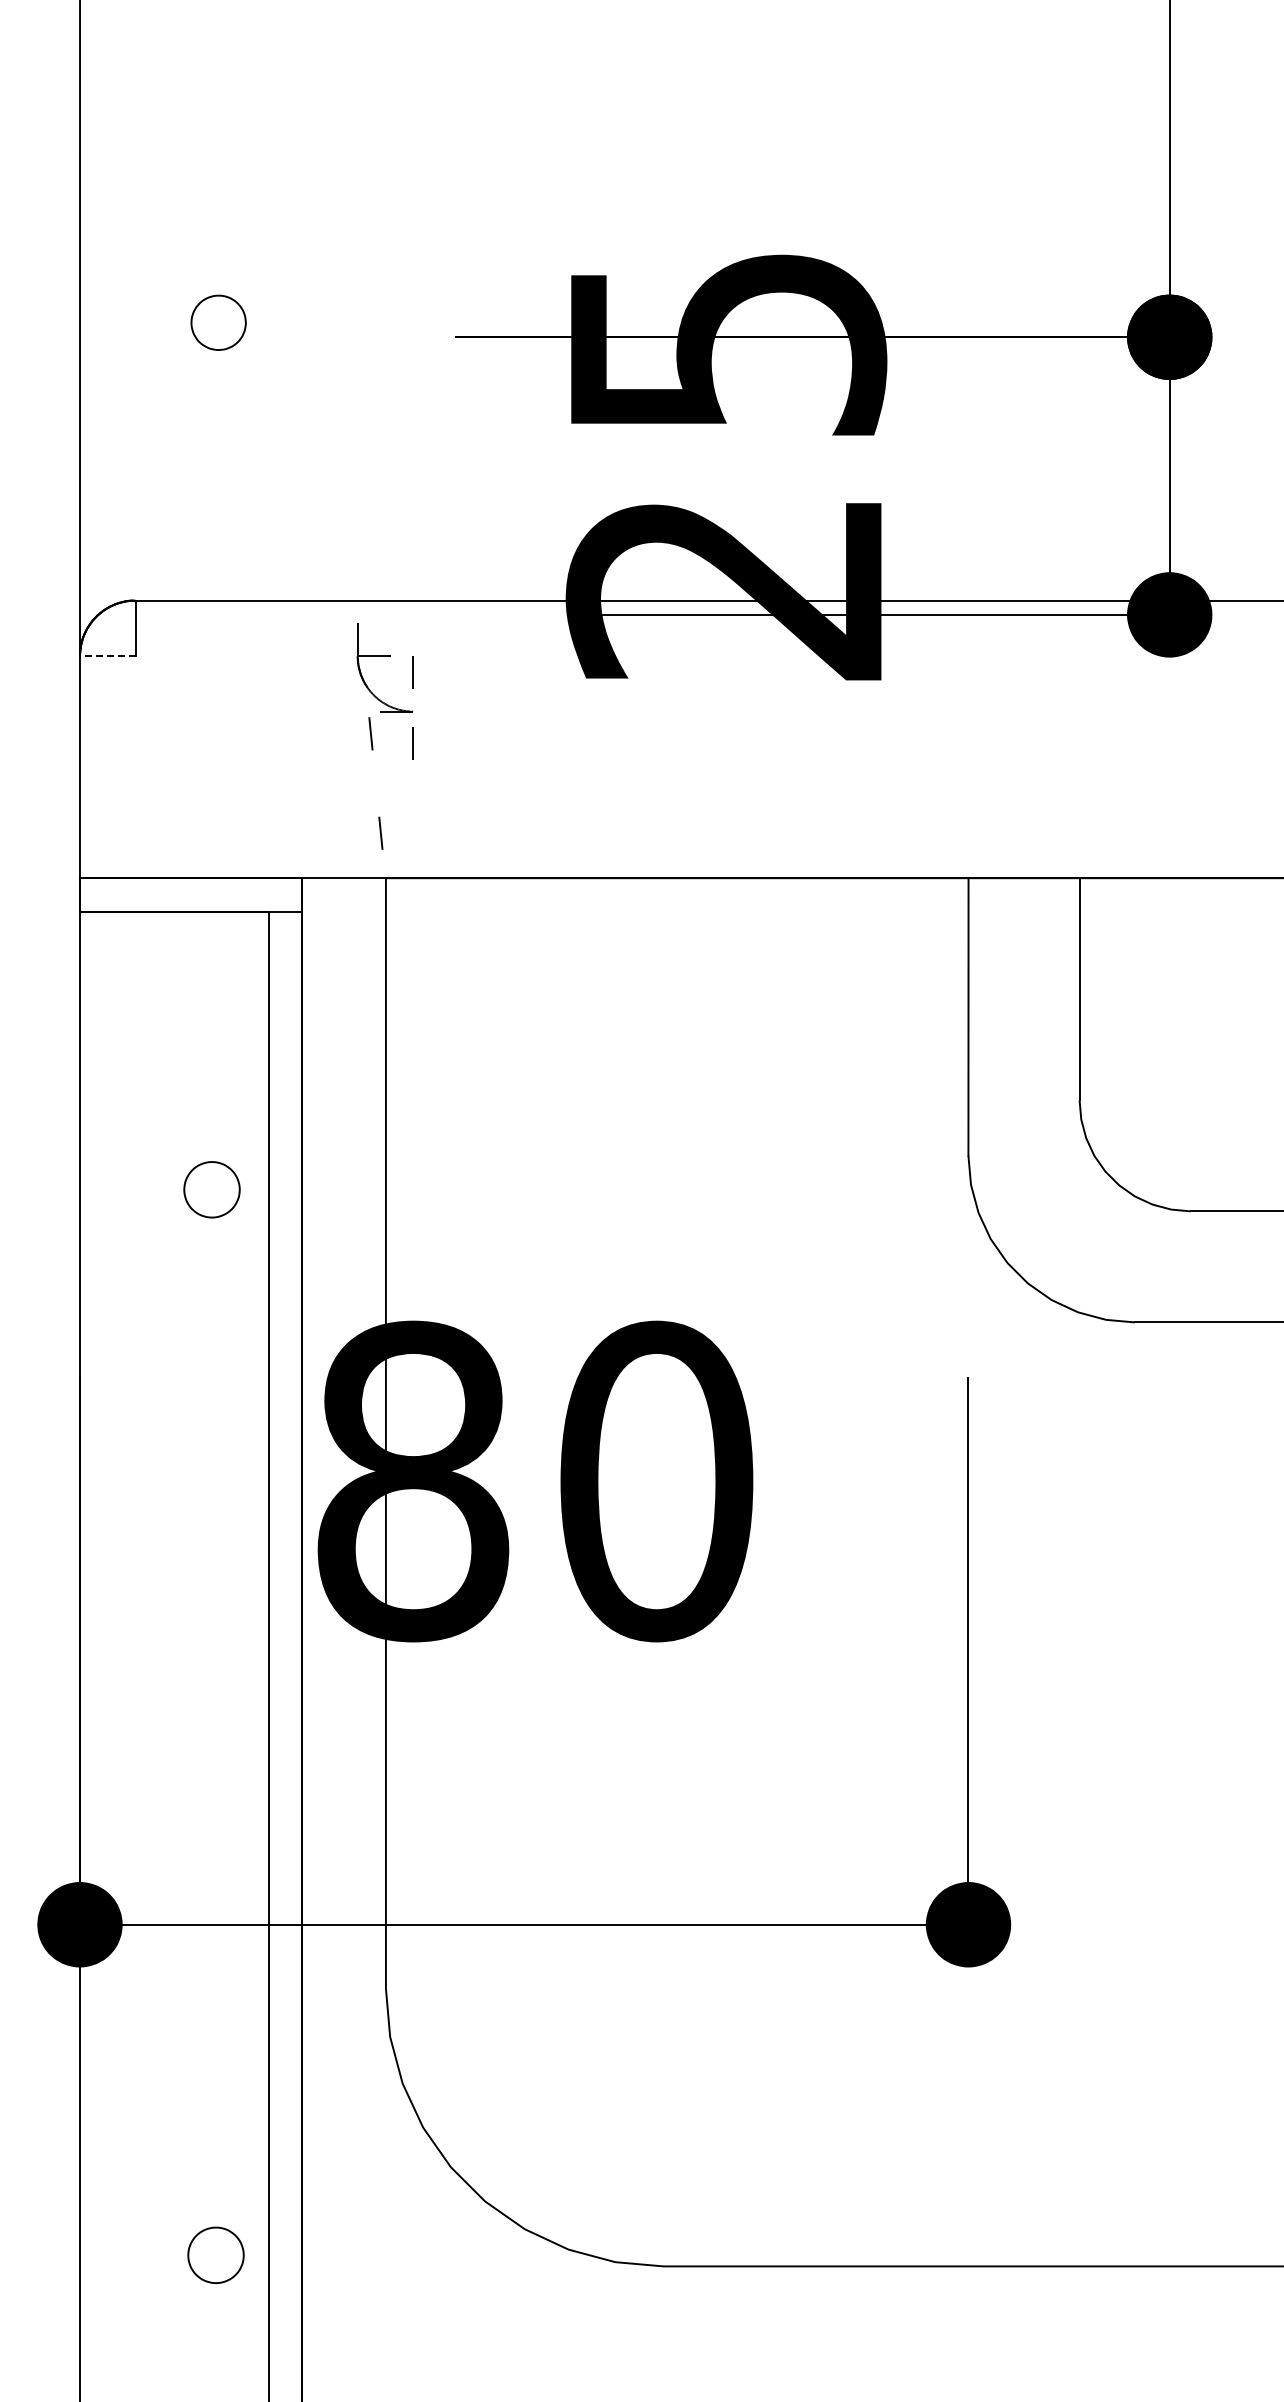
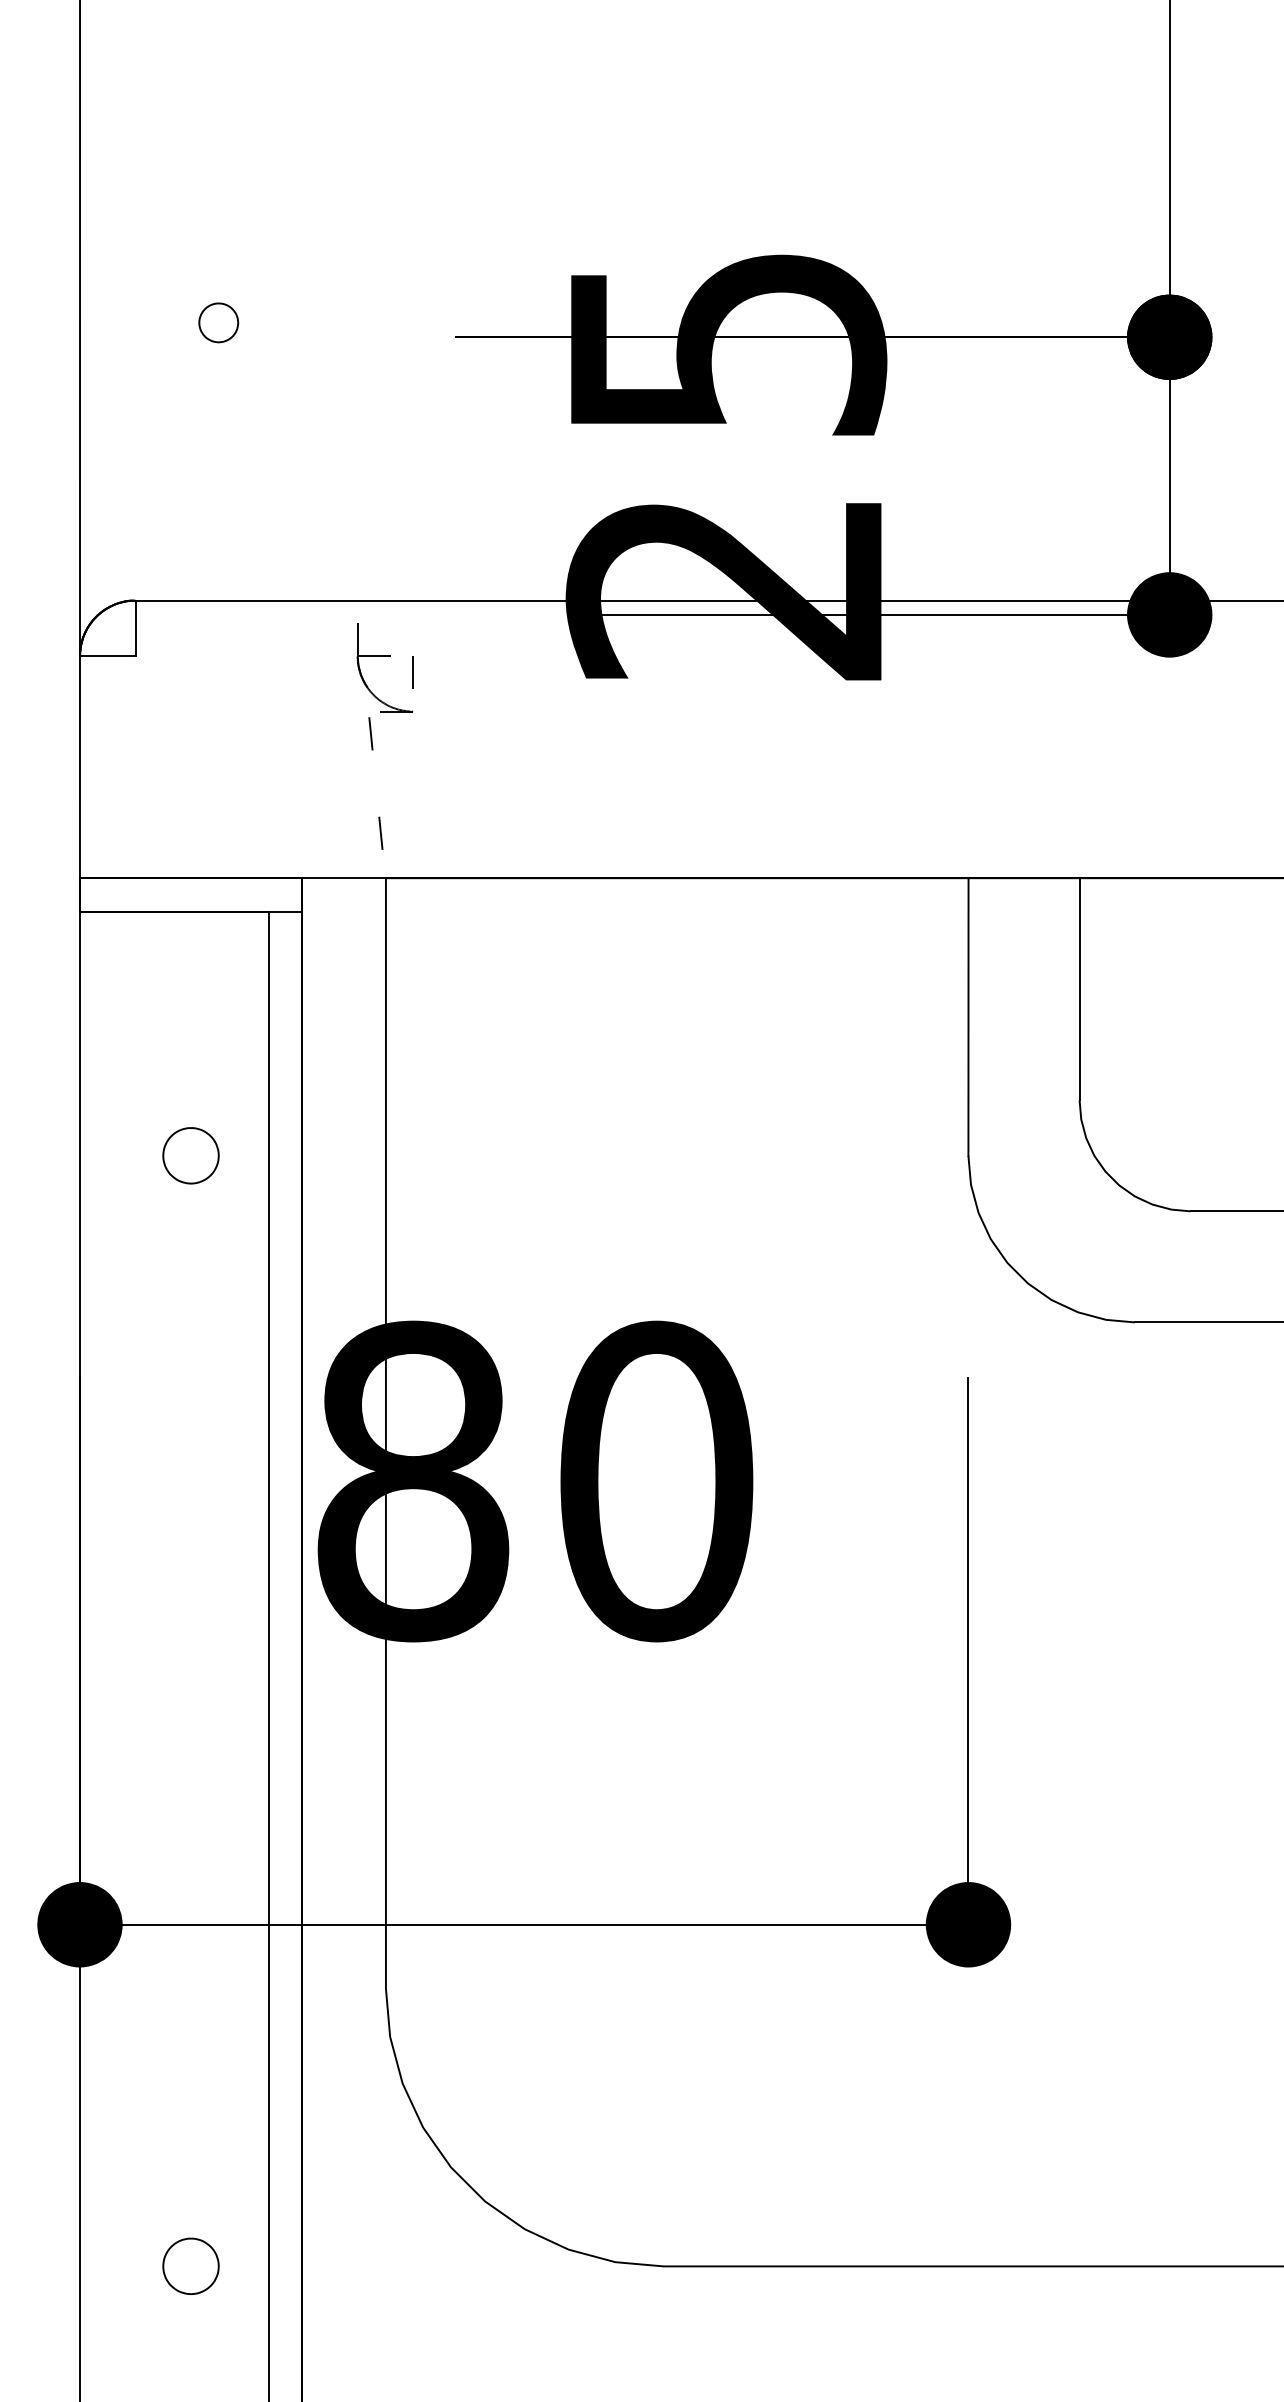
part size: 57x57 px -> 42x42 px (218, 322)
line: dashed -> solid (107, 656)
line: present -> none (412, 743)
part position: (211, 1189) -> (190, 1155) (190, 1155)
part position: (215, 2254) -> (190, 2265) (190, 2265)
